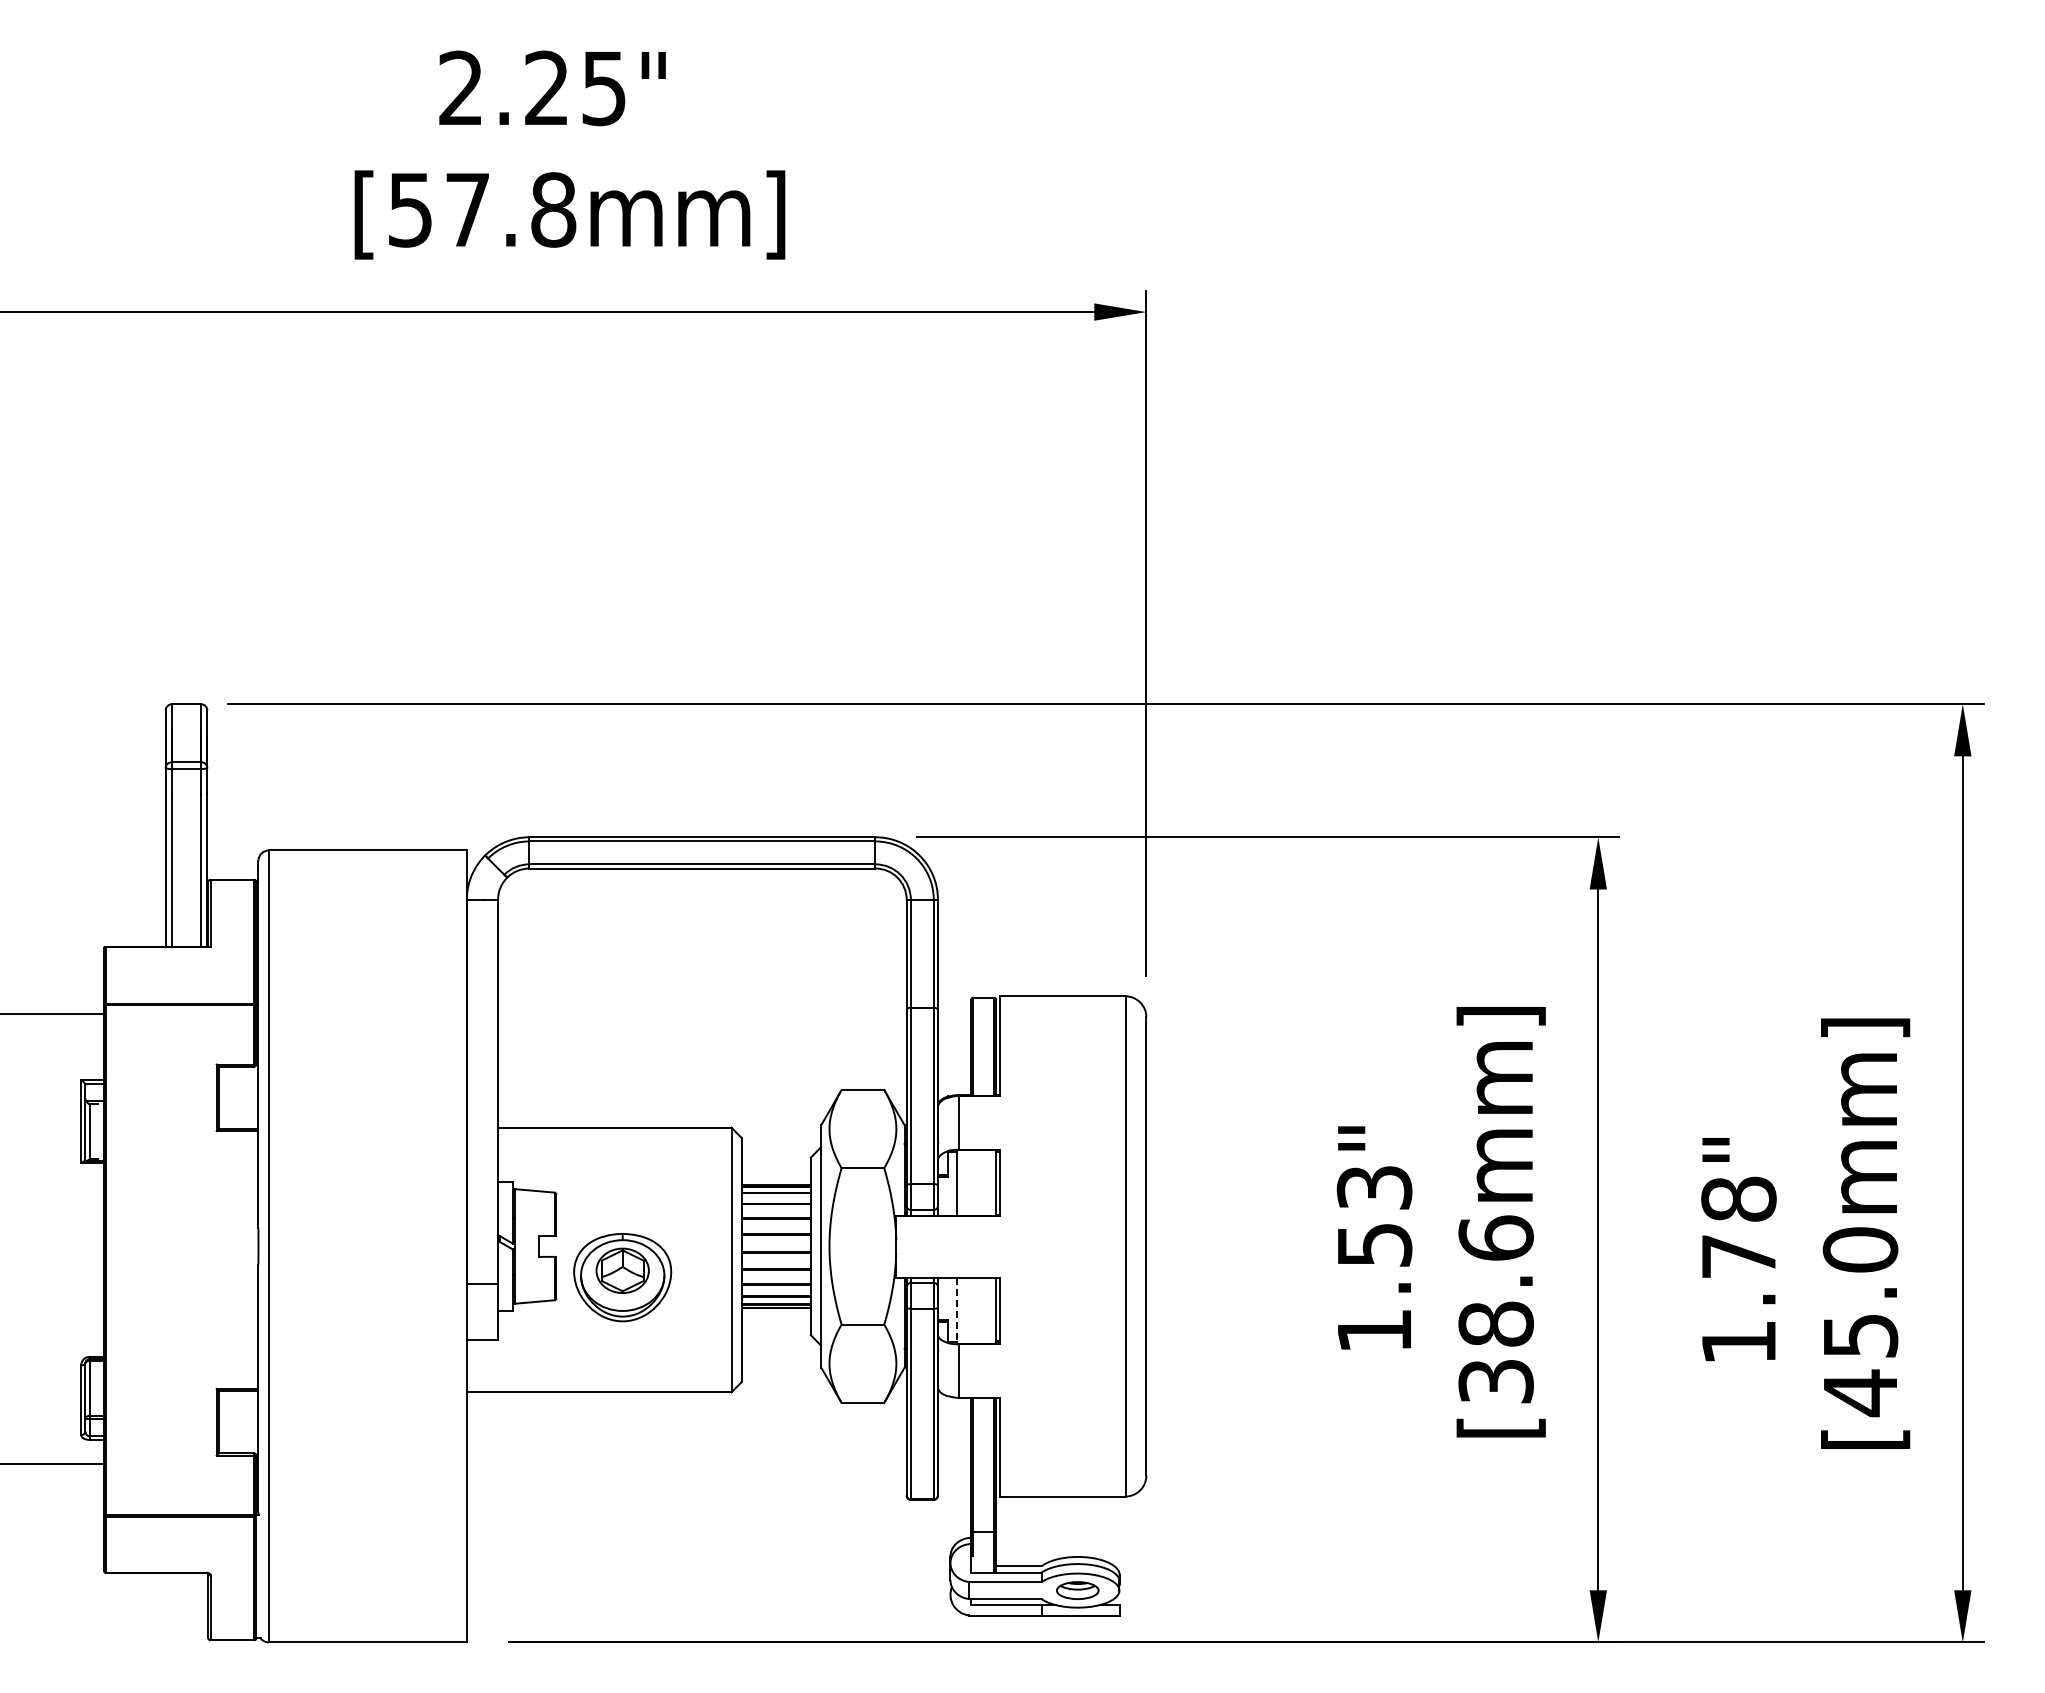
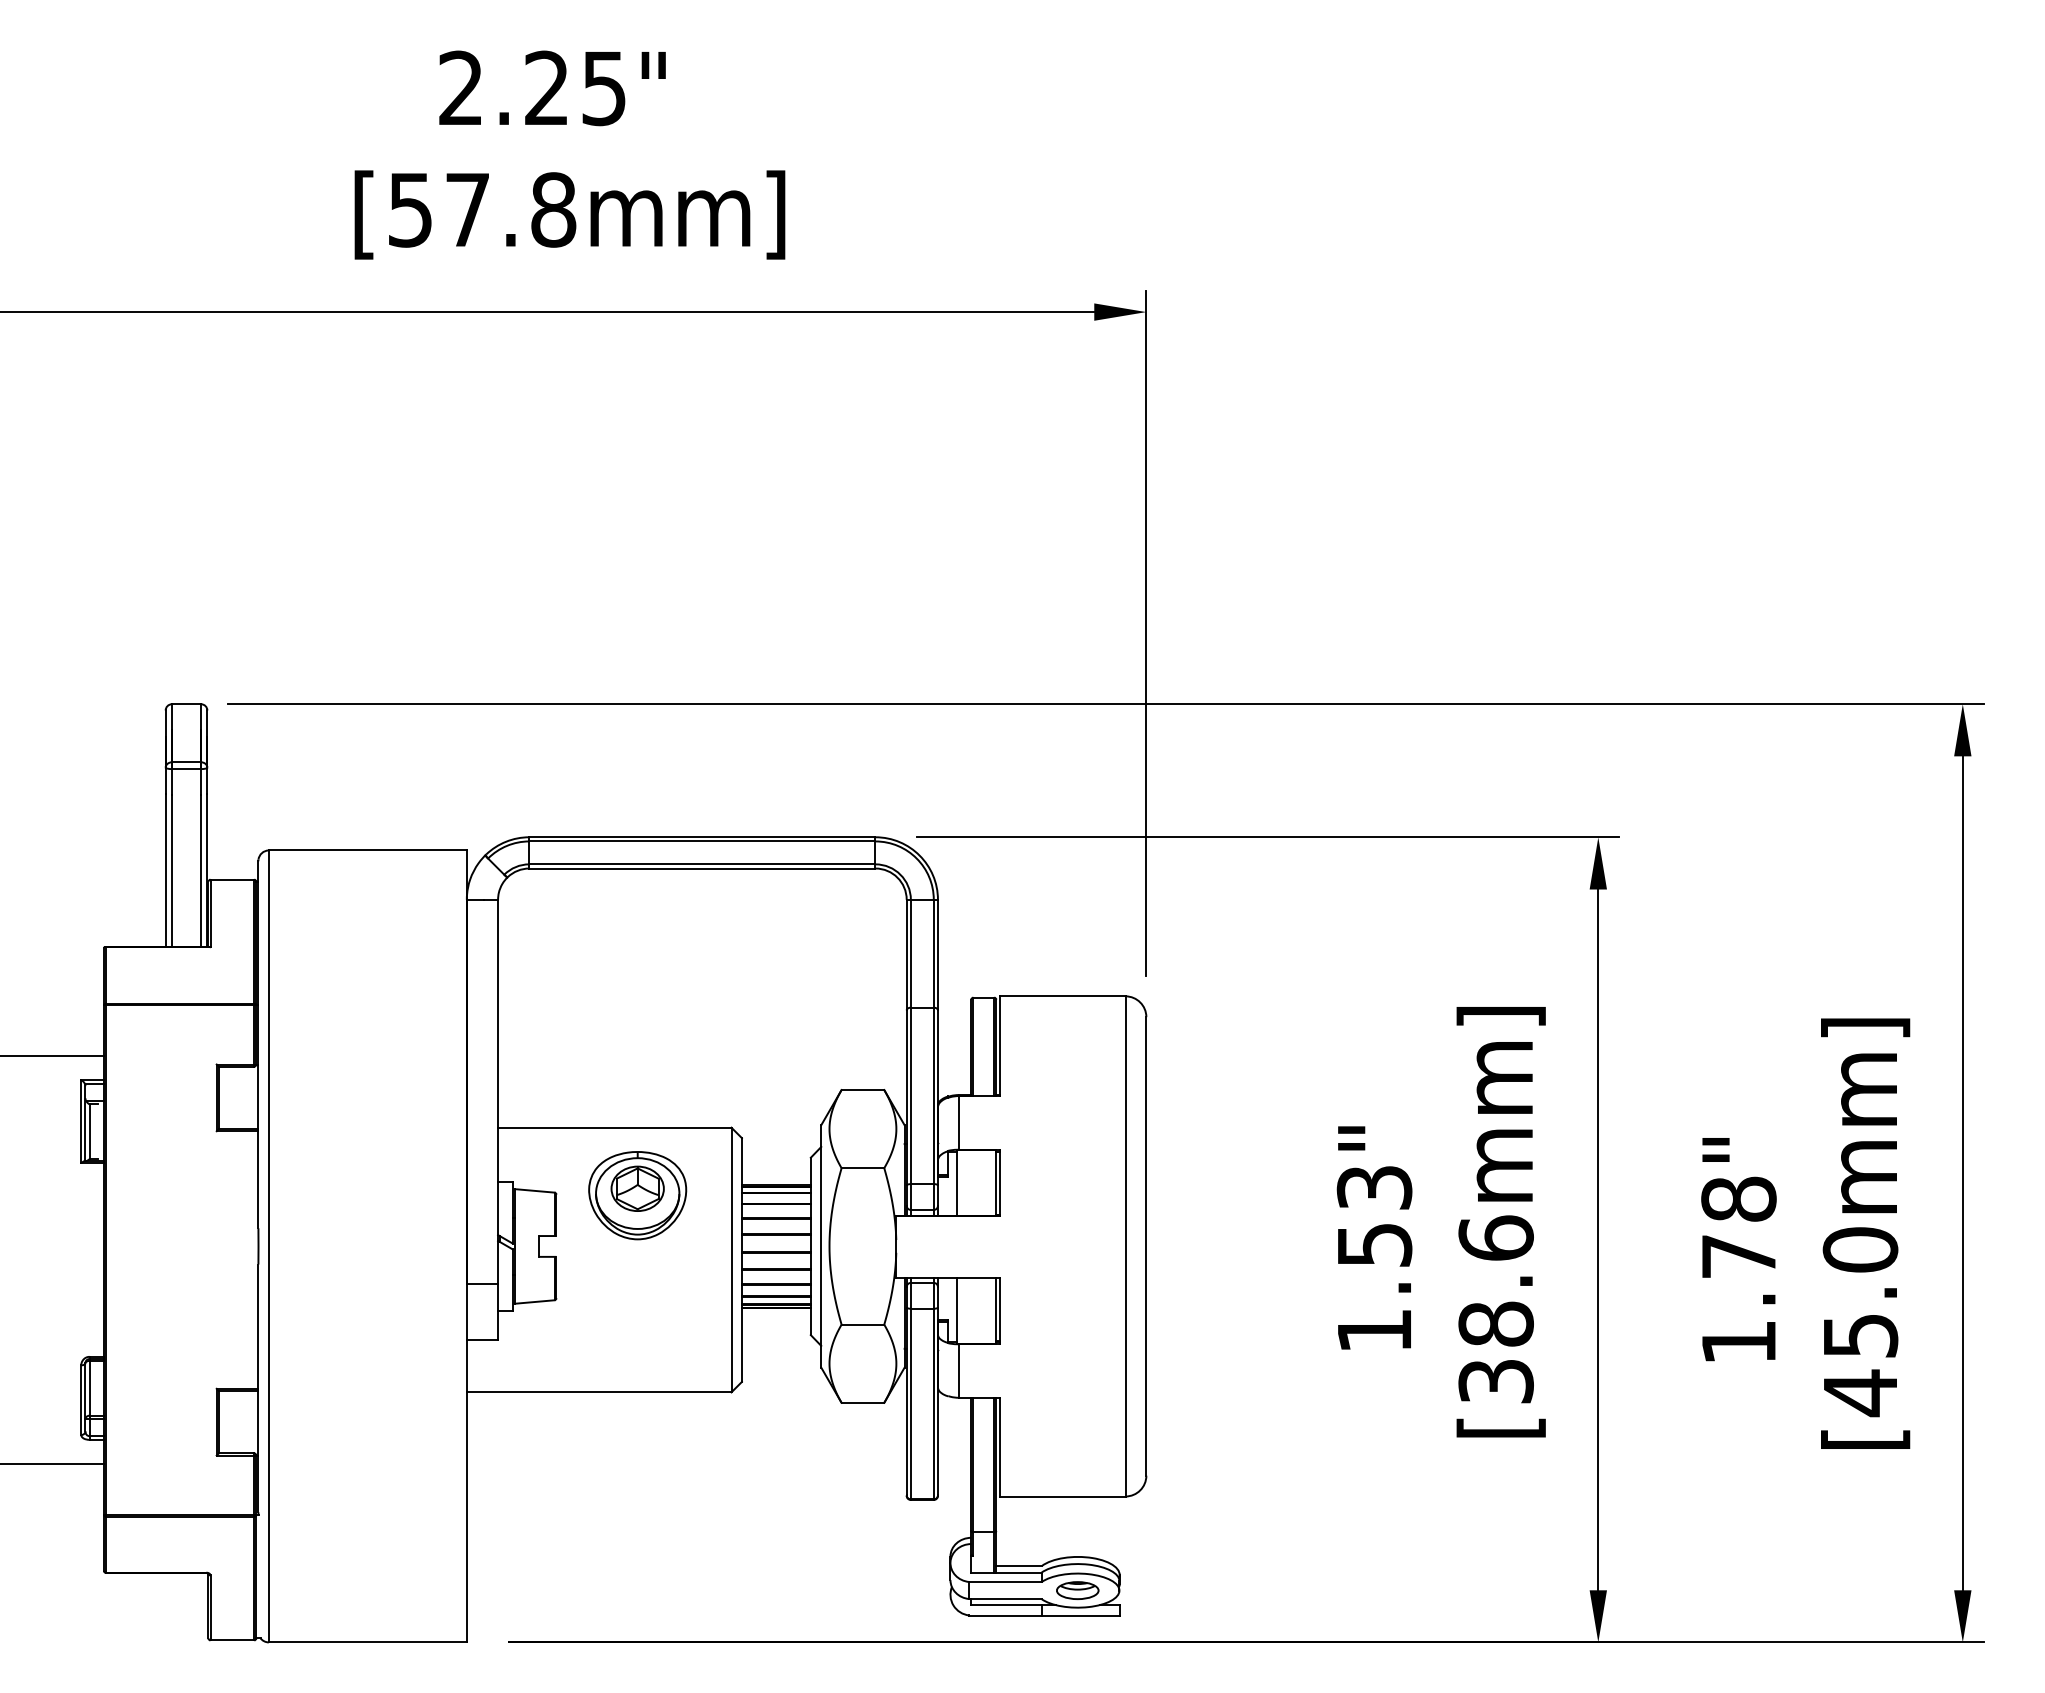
line position: (53, 1013) -> (53, 1055) (53, 1055)
part position: (622, 1277) -> (637, 1195) (637, 1195)
line: dashed -> solid (956, 1311)
